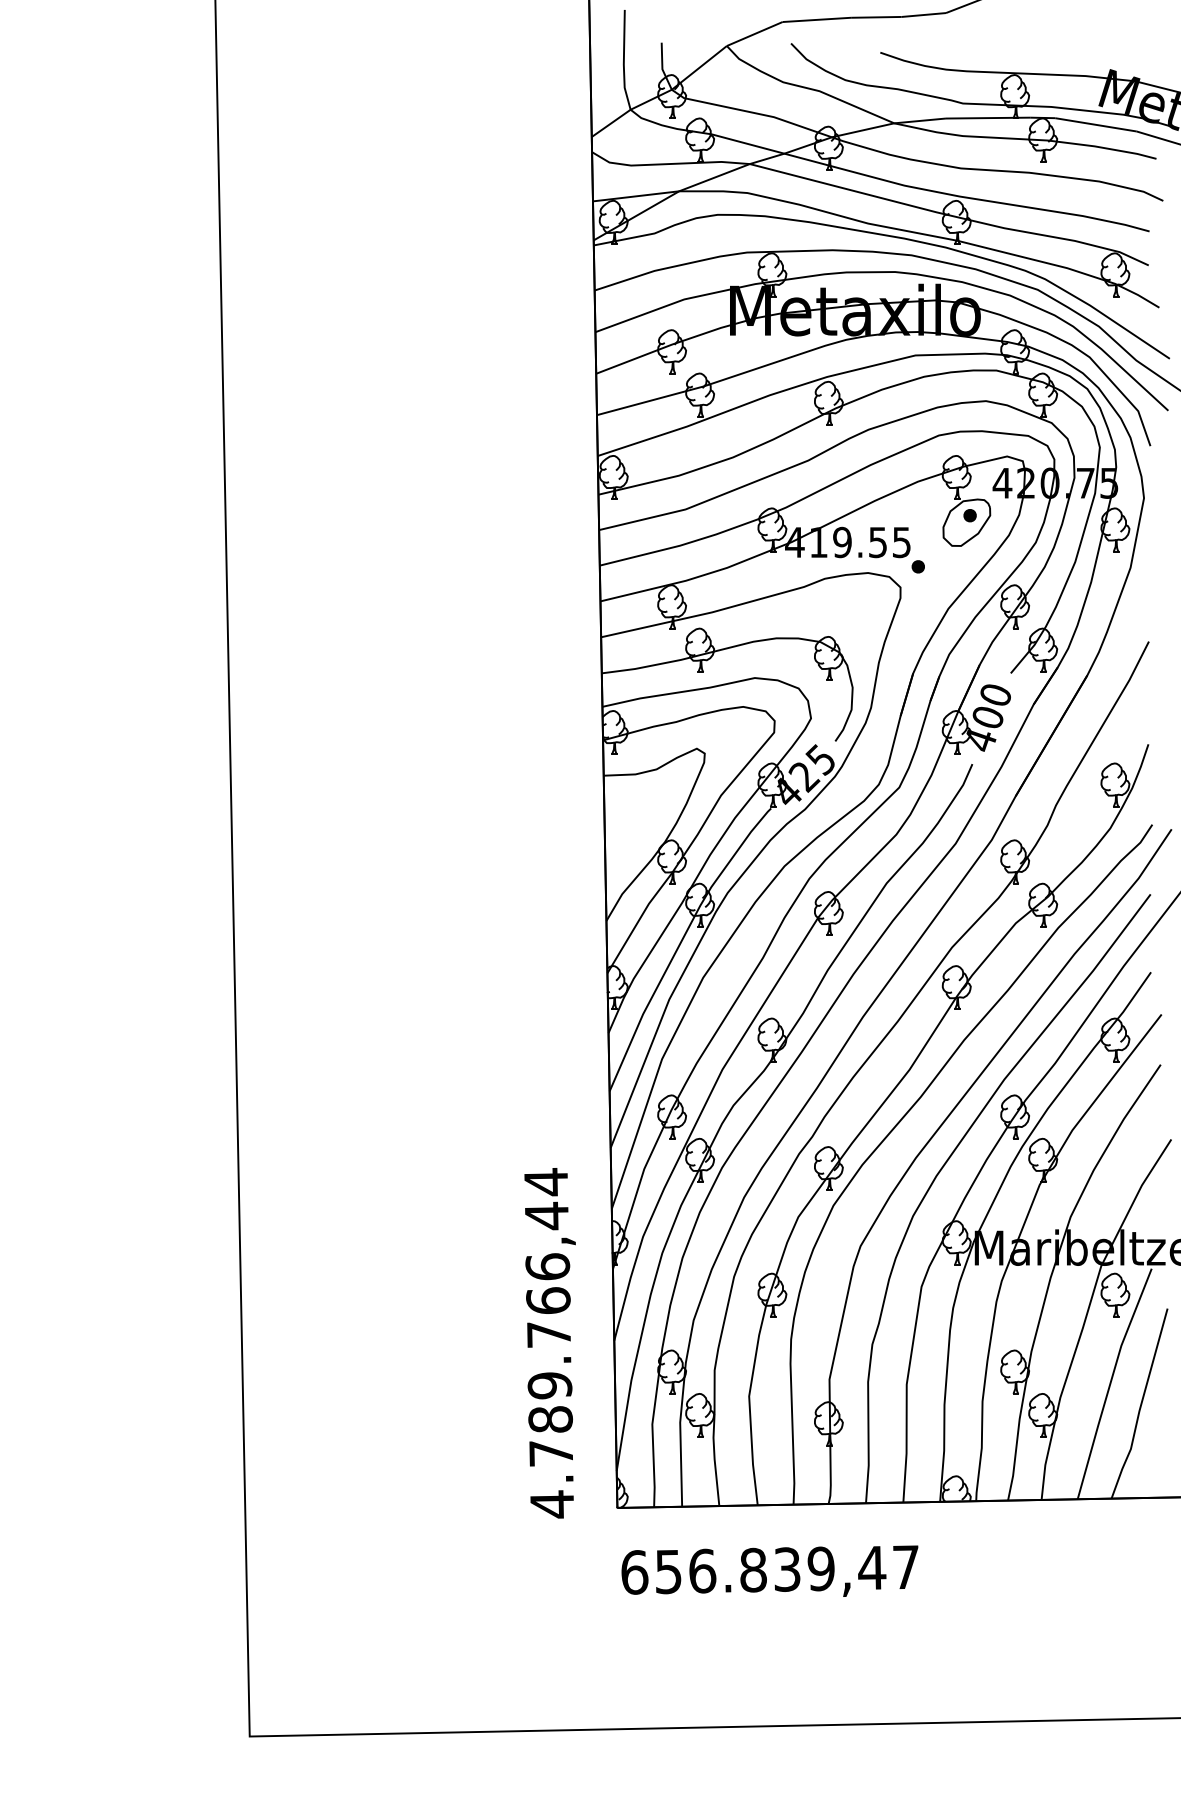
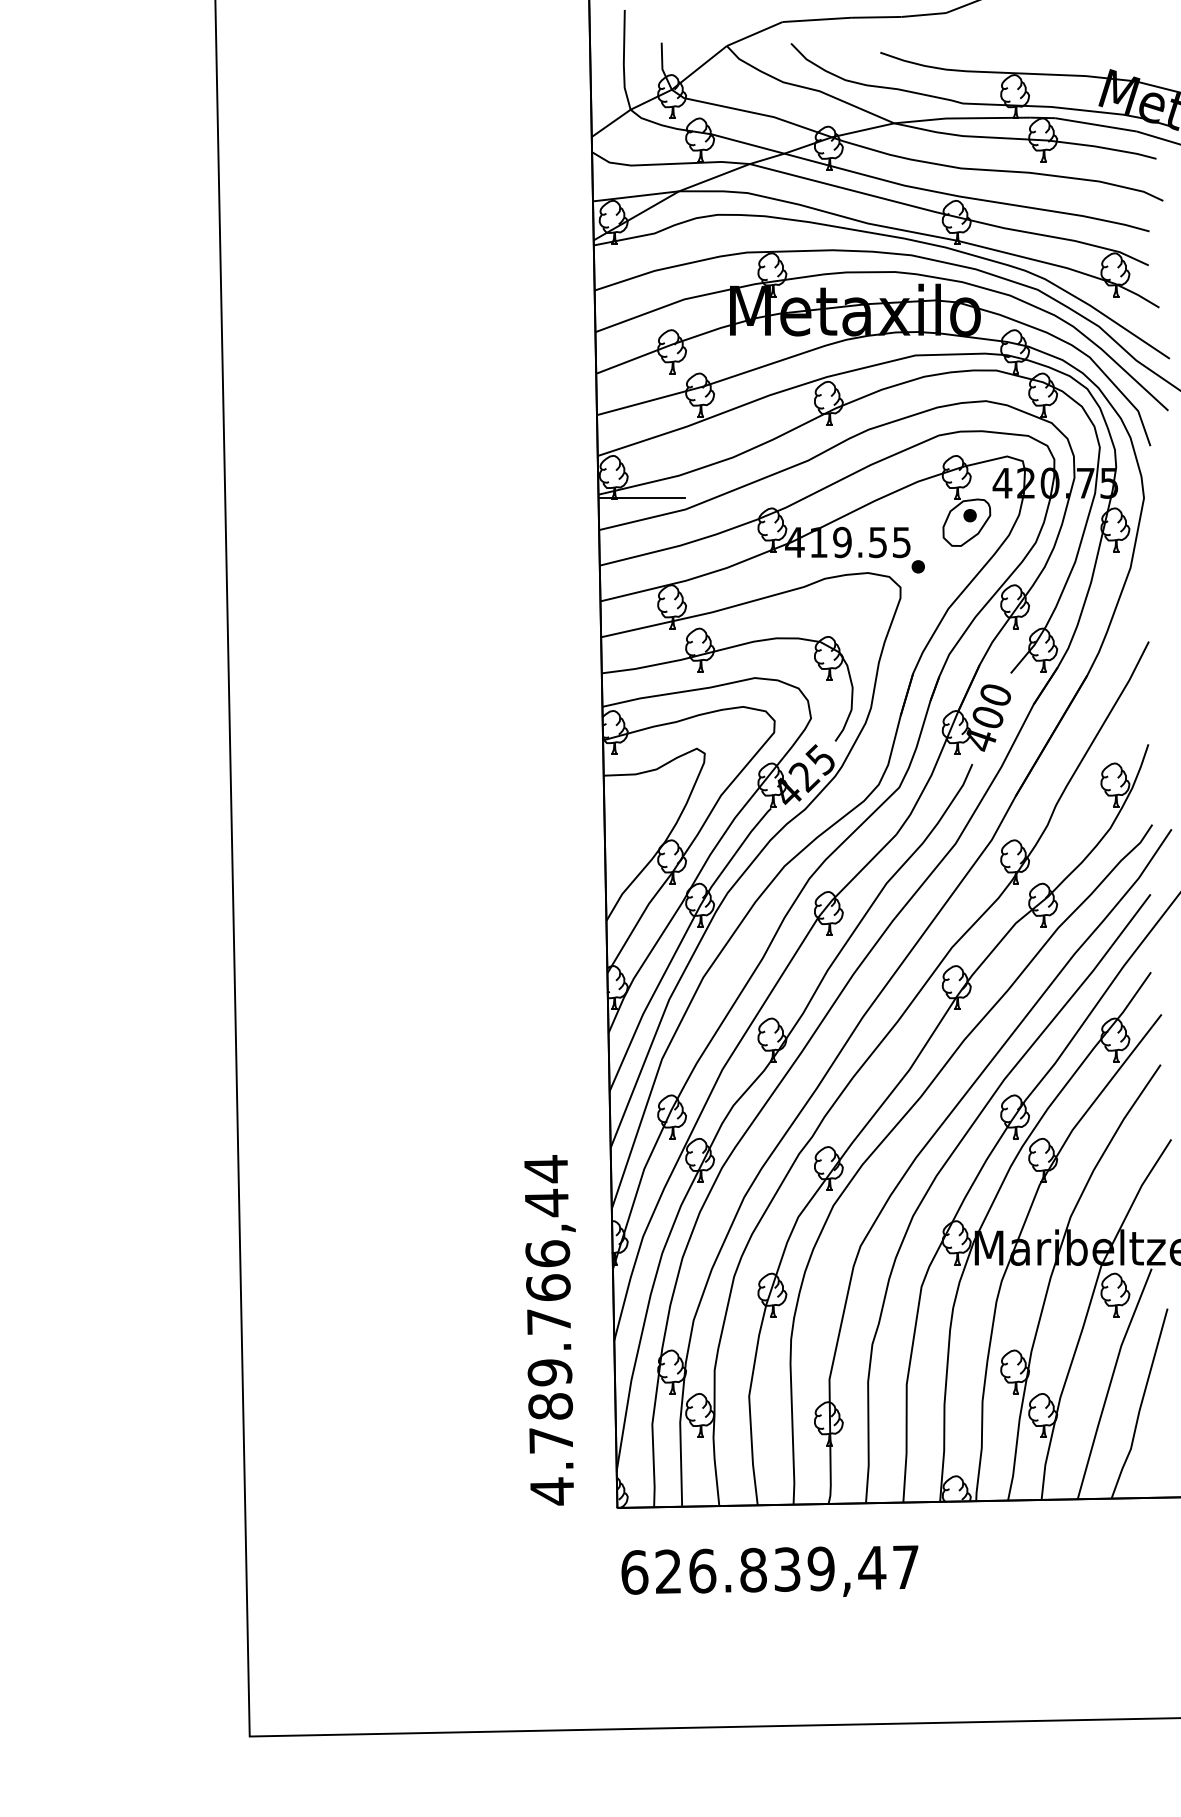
line: none -> present (641, 498)
text position: (549, 1343) -> (549, 1330) (549, 1330)
text: 656.839,47 -> 626.839,47 (668, 1571)
